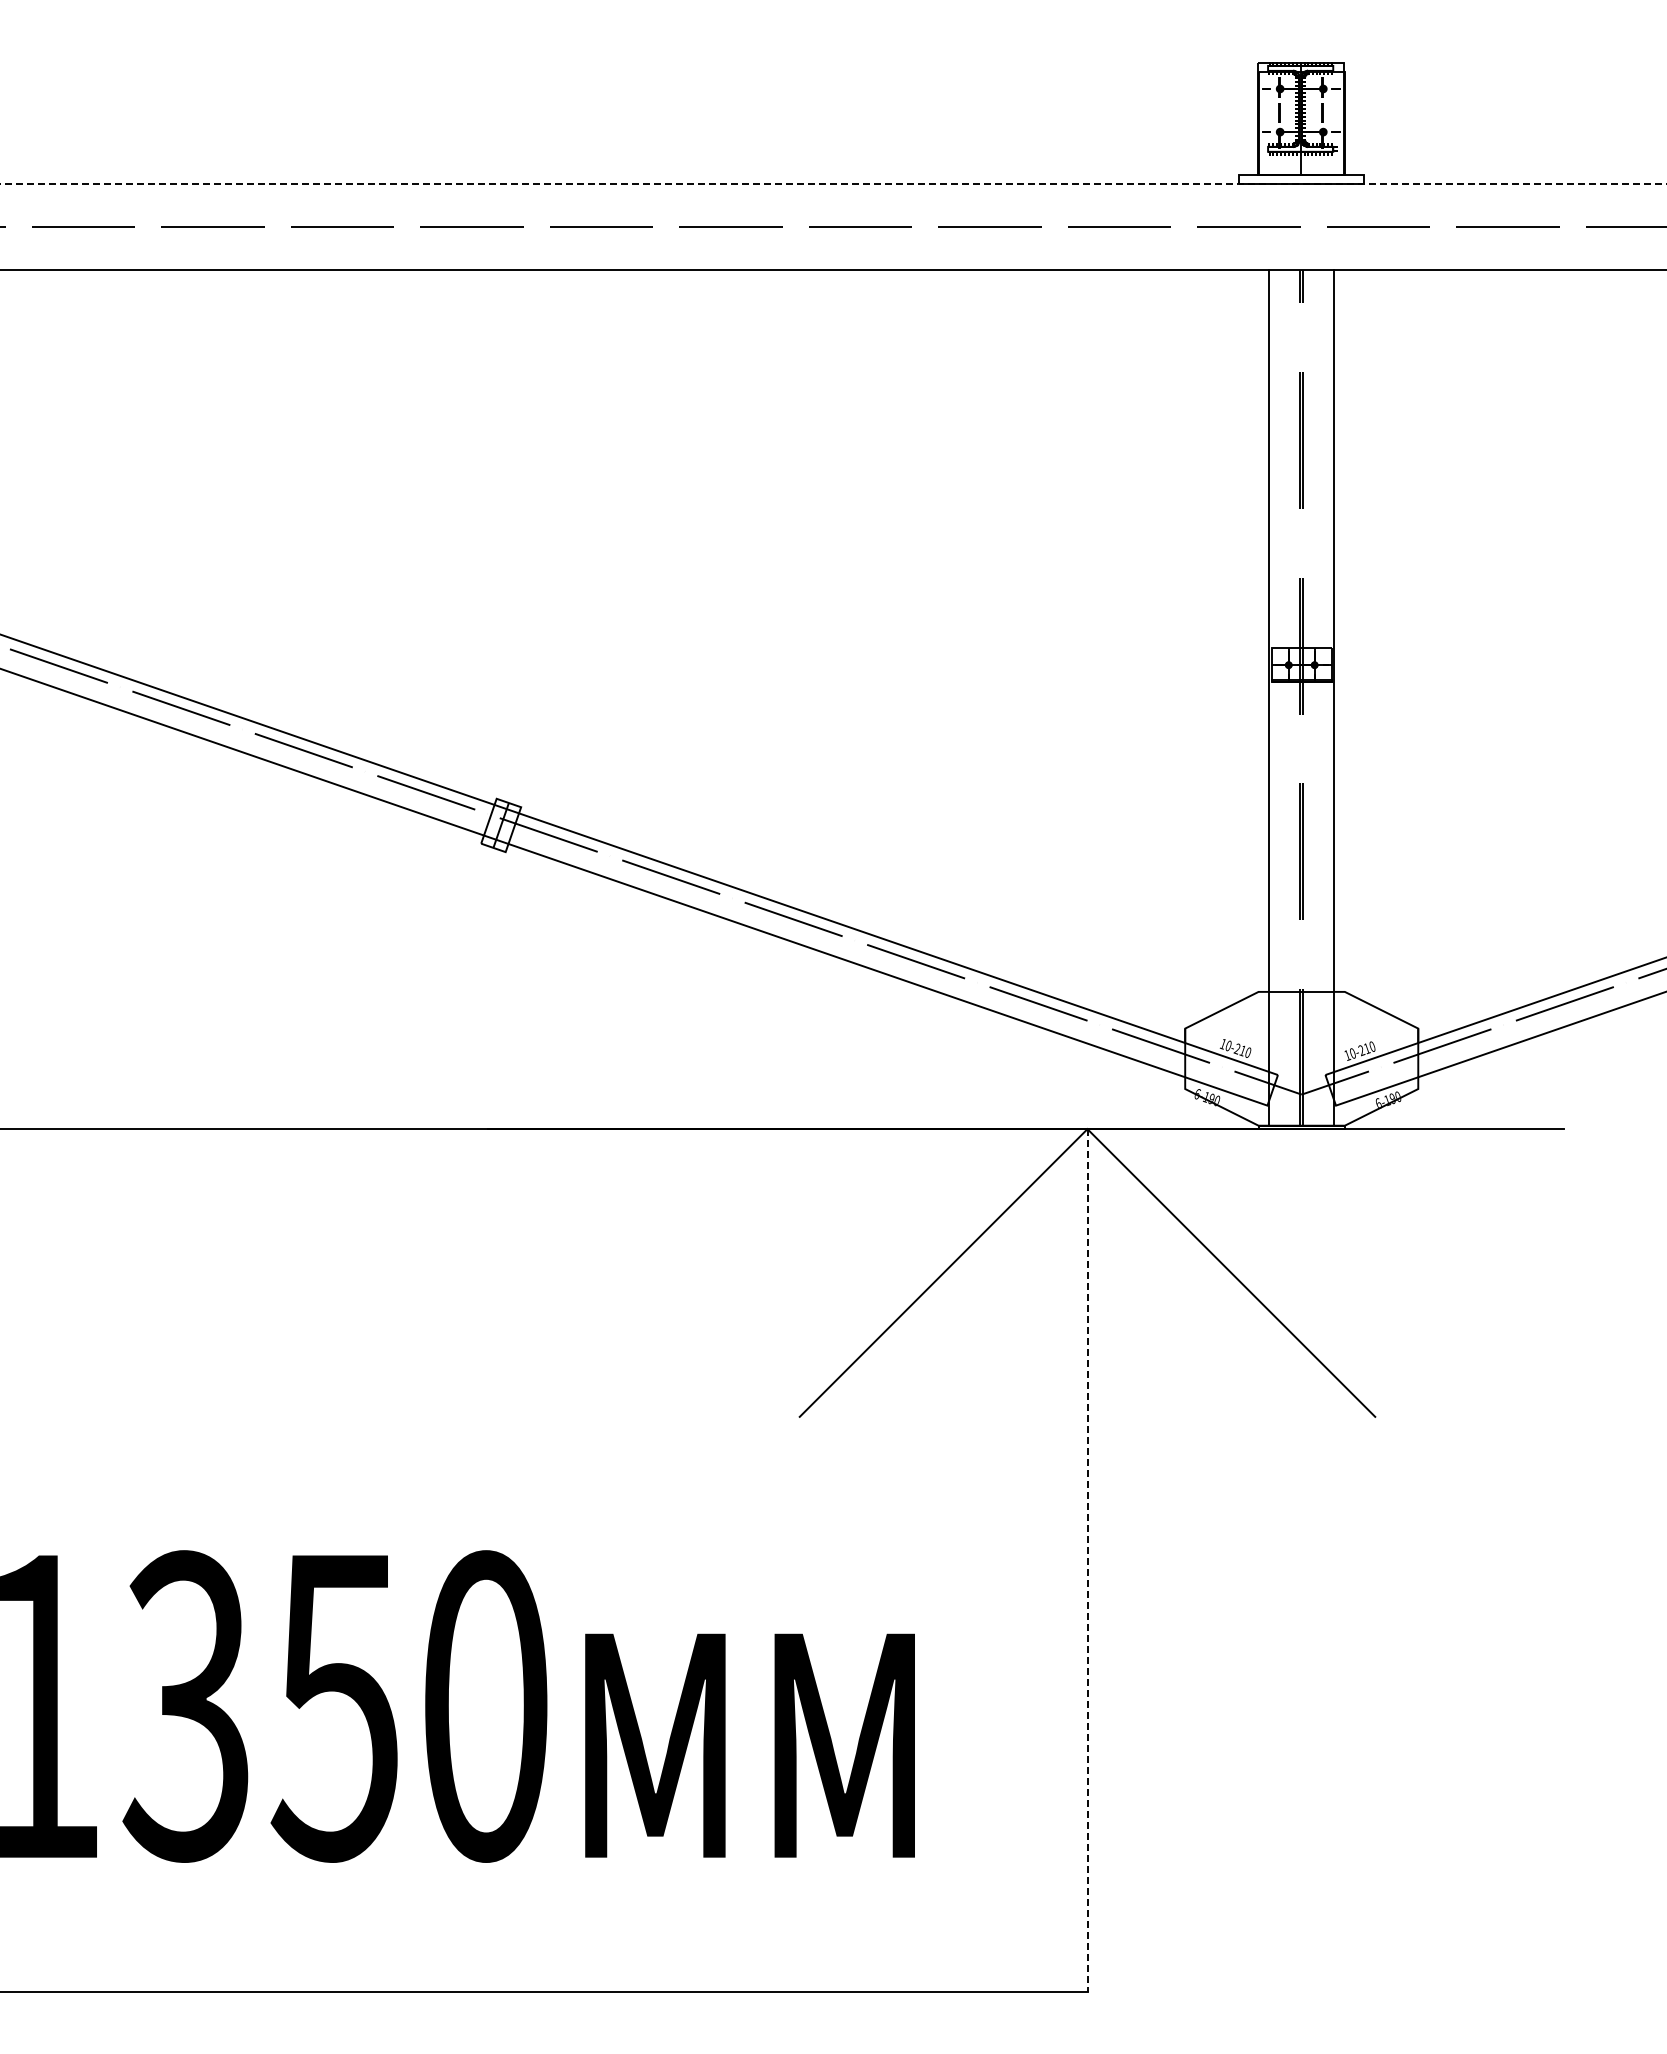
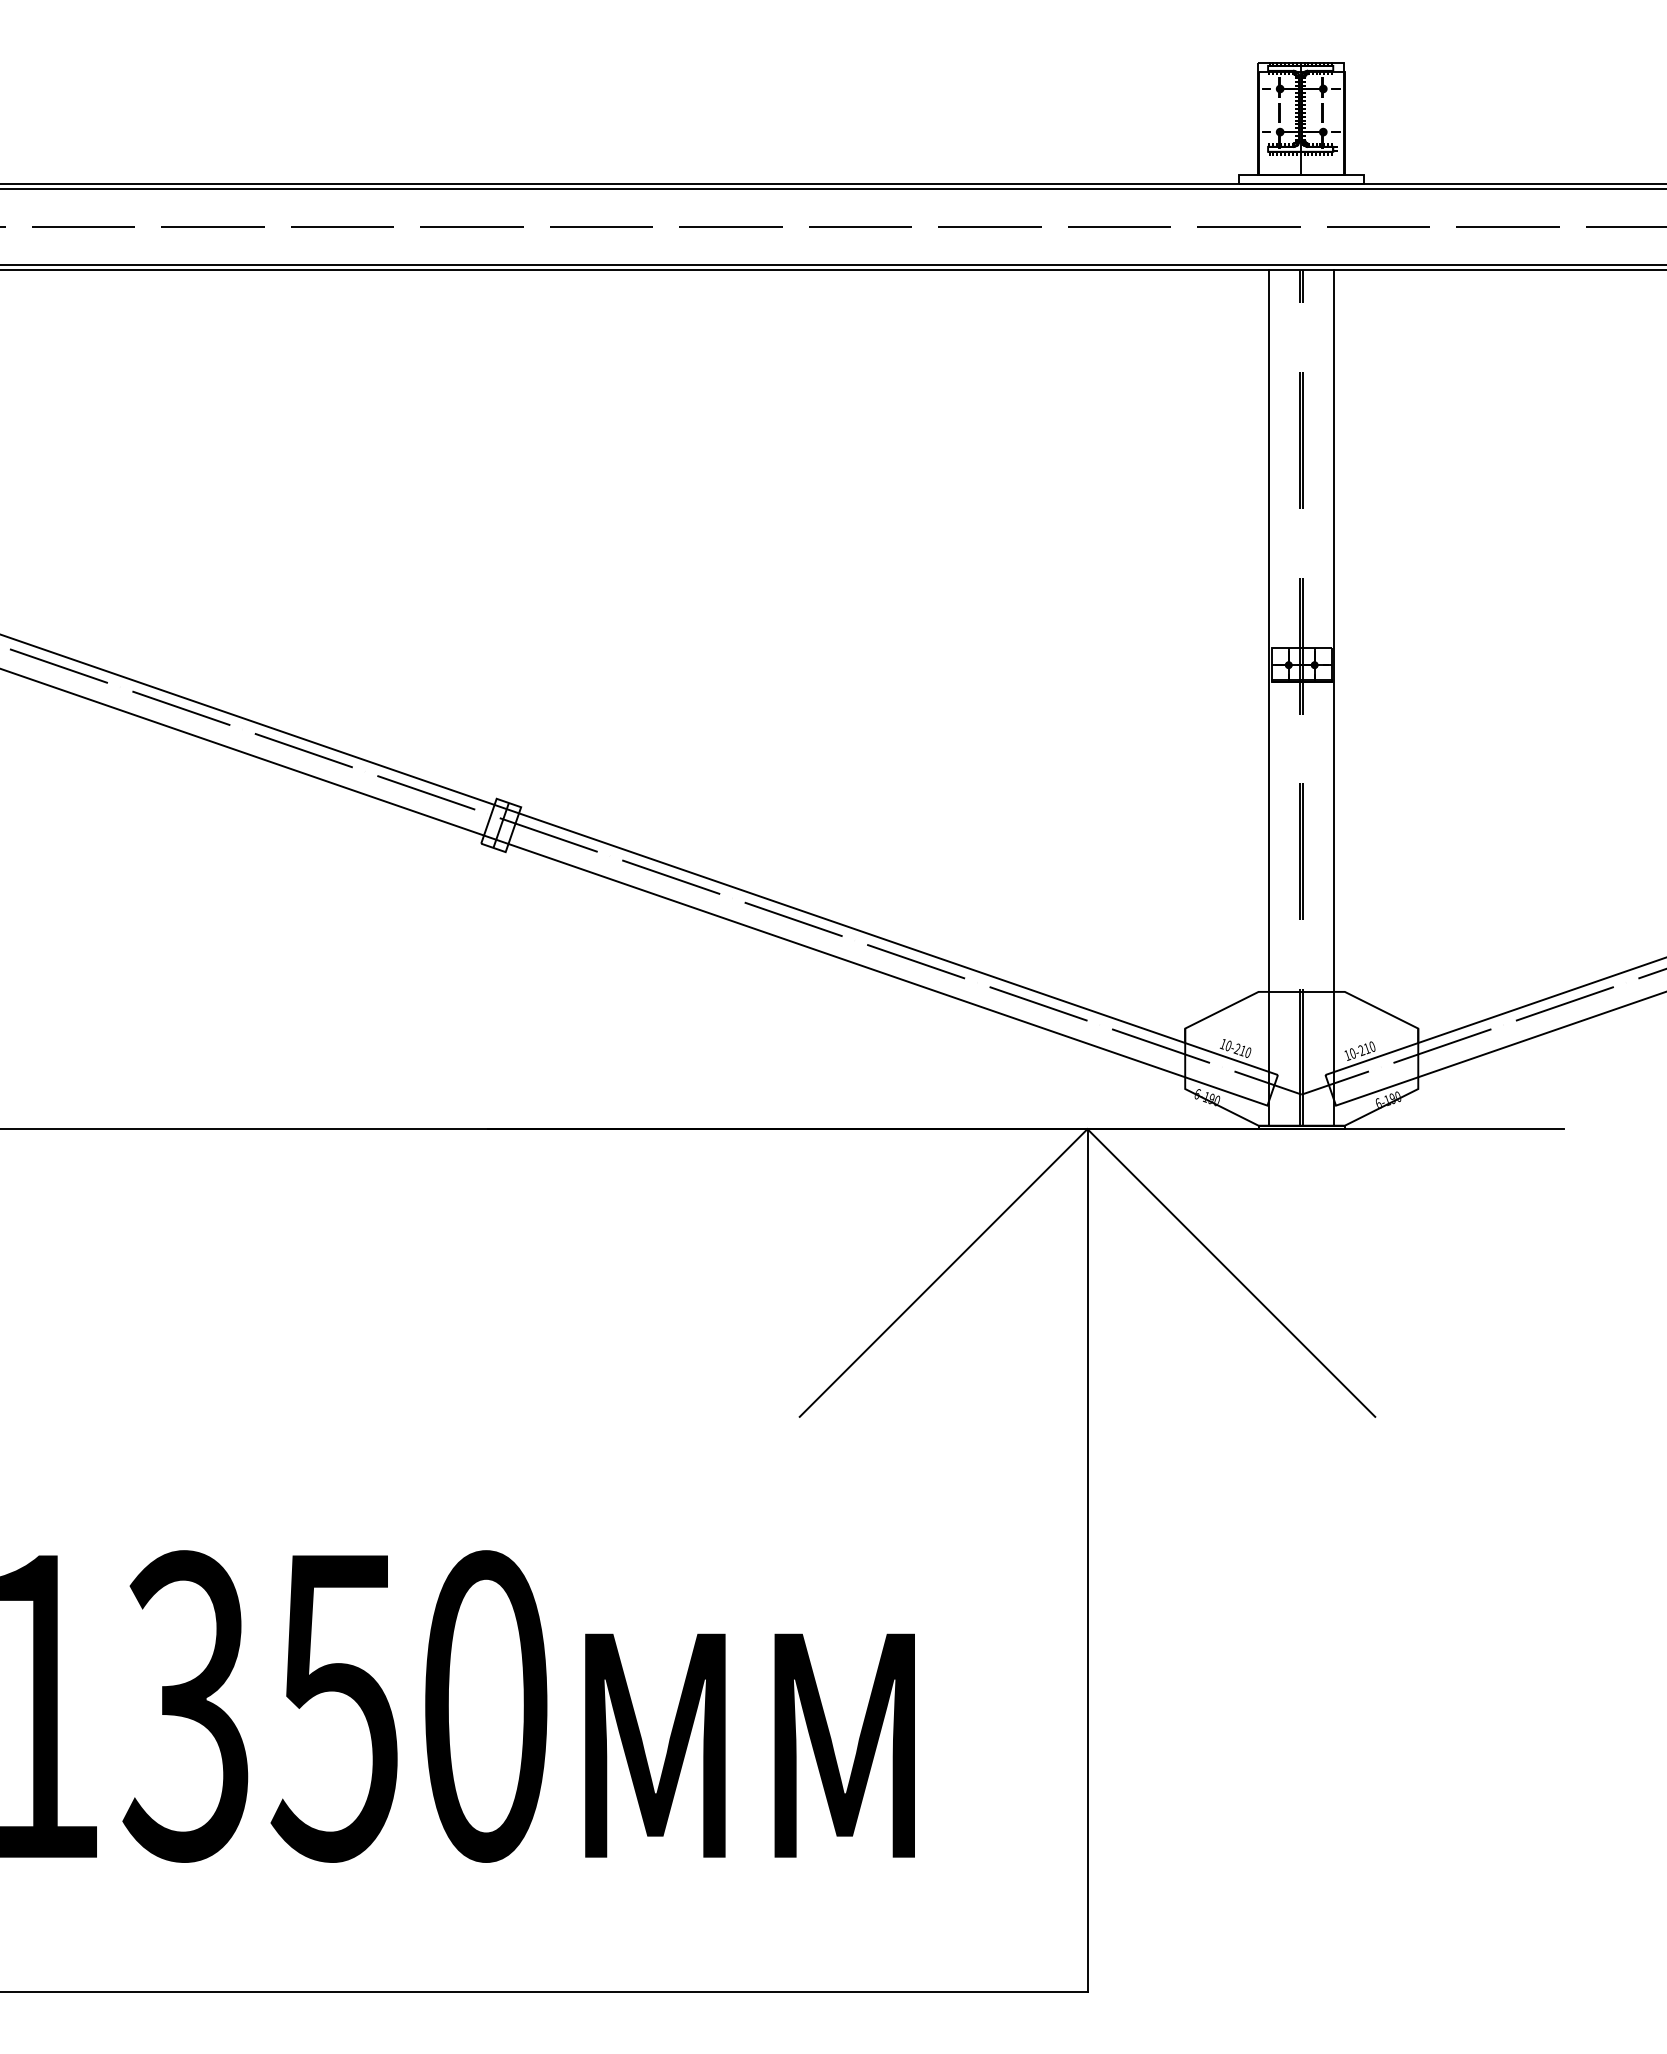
line: dashed -> solid (833, 183)
line: none -> present (832, 189)
line: none -> present (832, 265)
line: dashed -> solid (1087, 1560)
